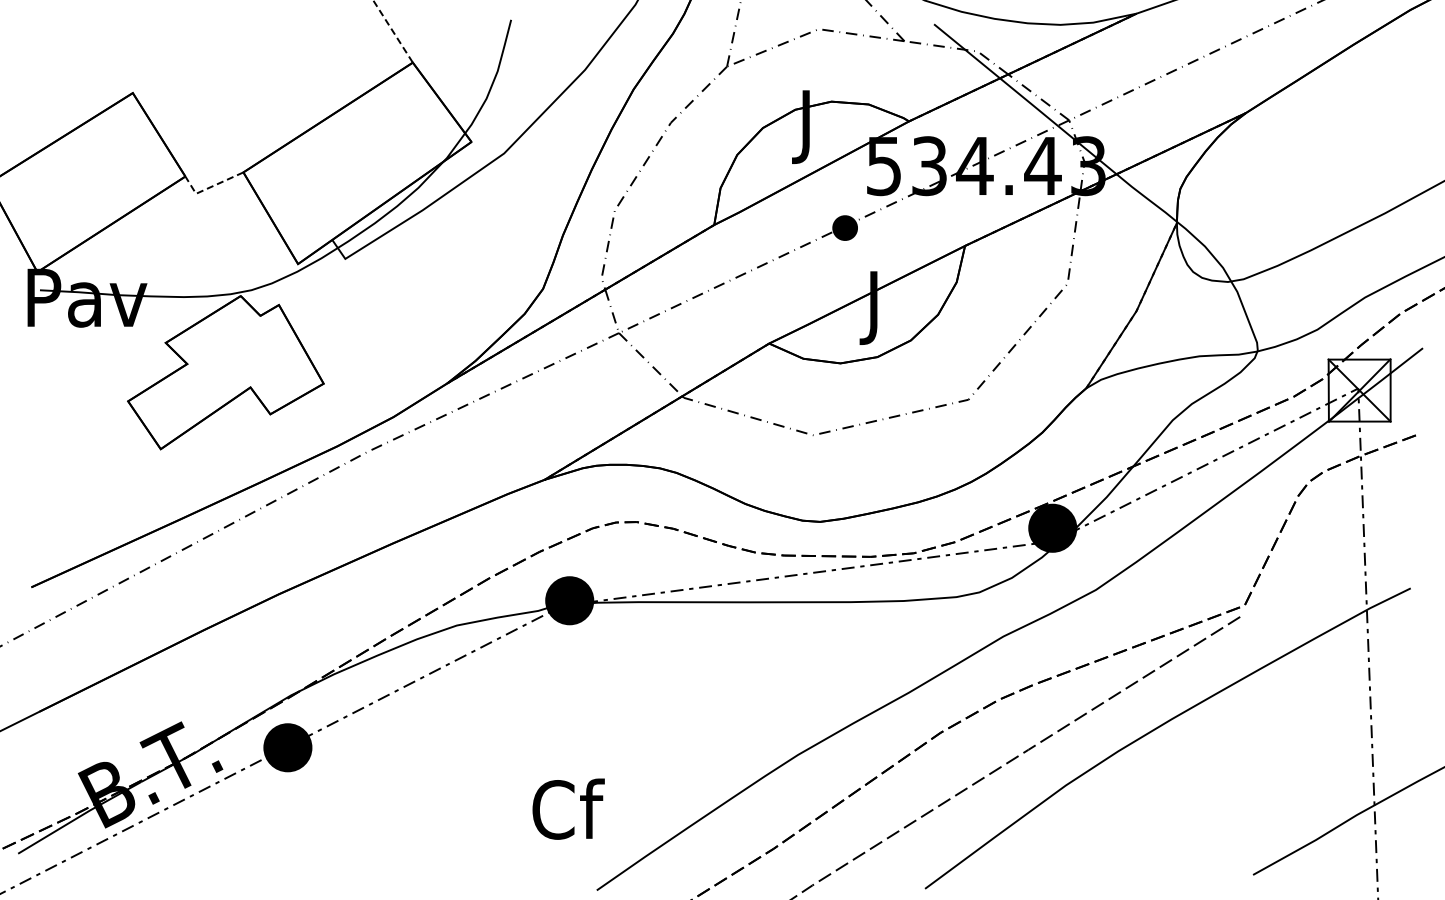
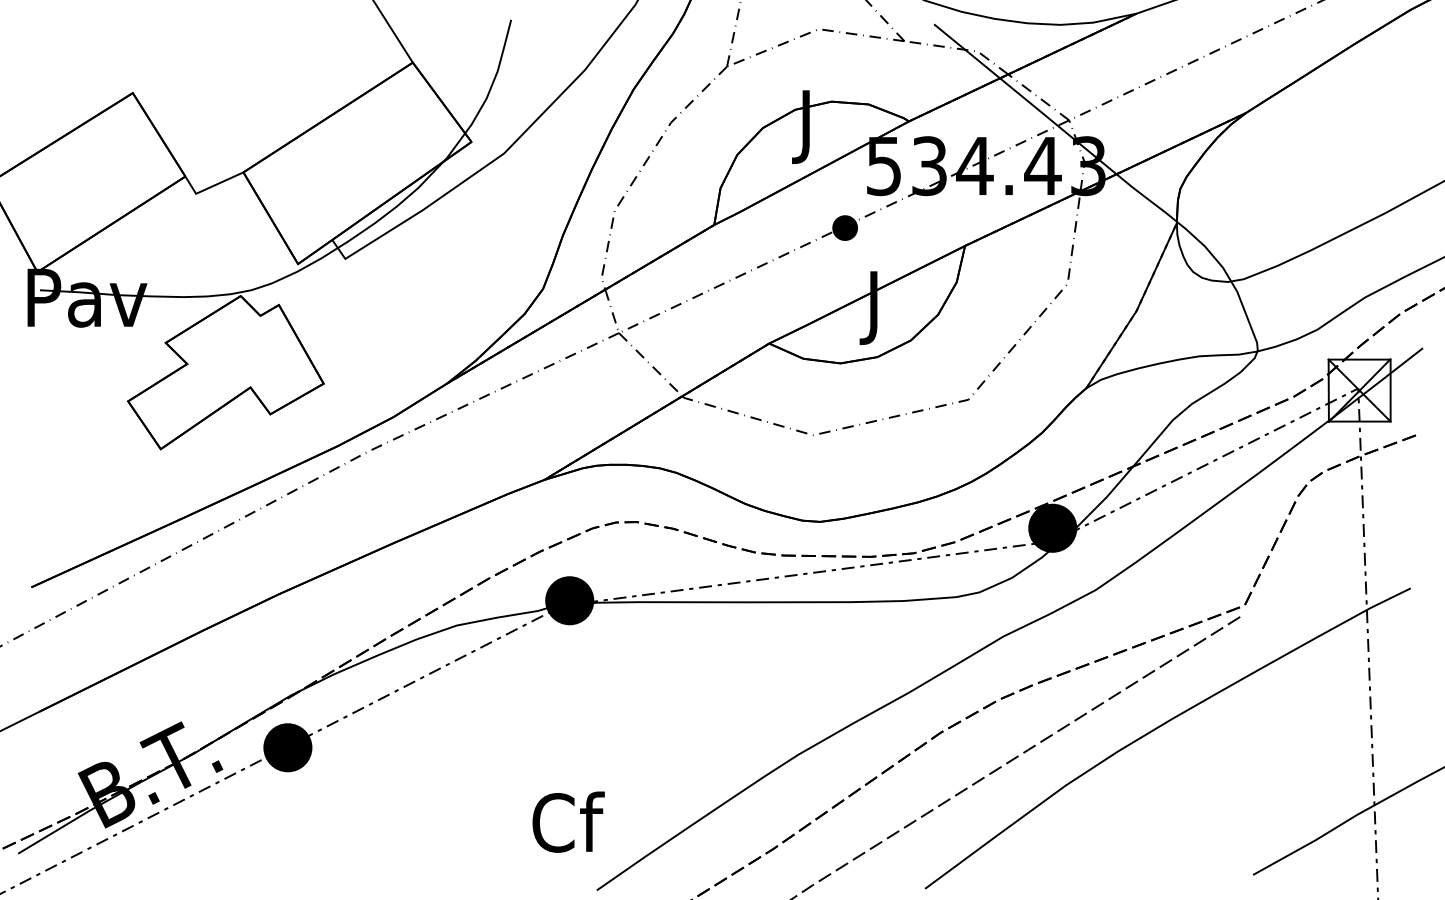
line: dashed -> solid (393, 31)
line: dashed -> solid (209, 187)
text position: (568, 808) -> (568, 821) (568, 821)
